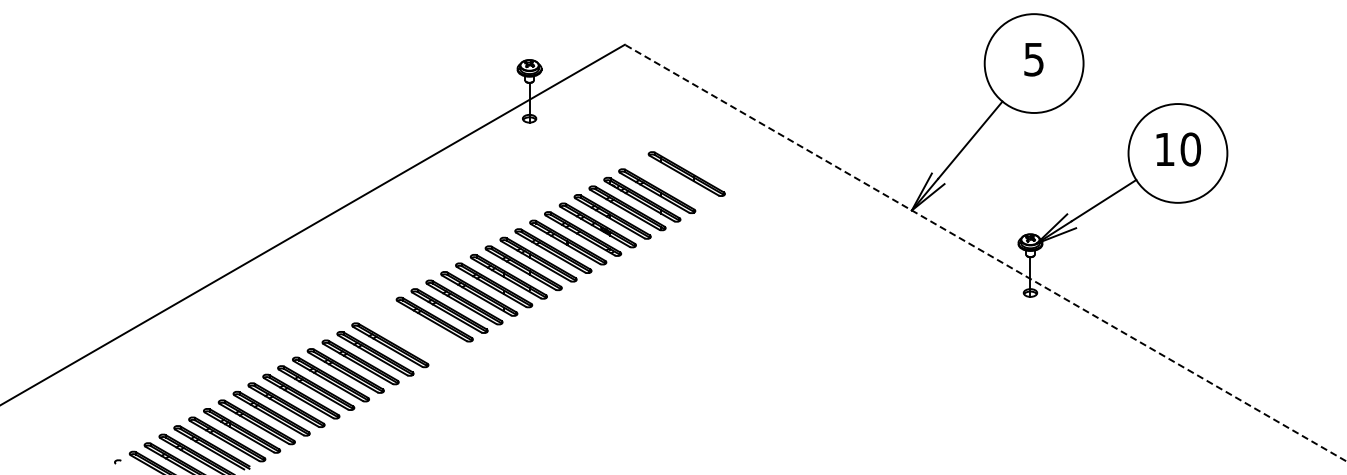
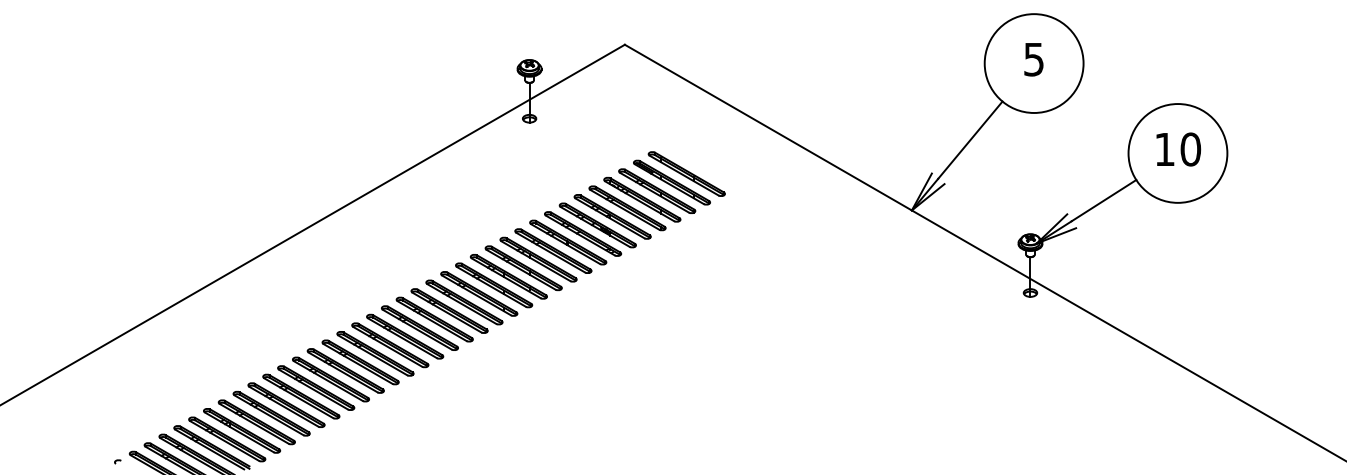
part: none -> present (671, 182)
line: dashed -> solid (985, 252)
part: none -> present (412, 332)
